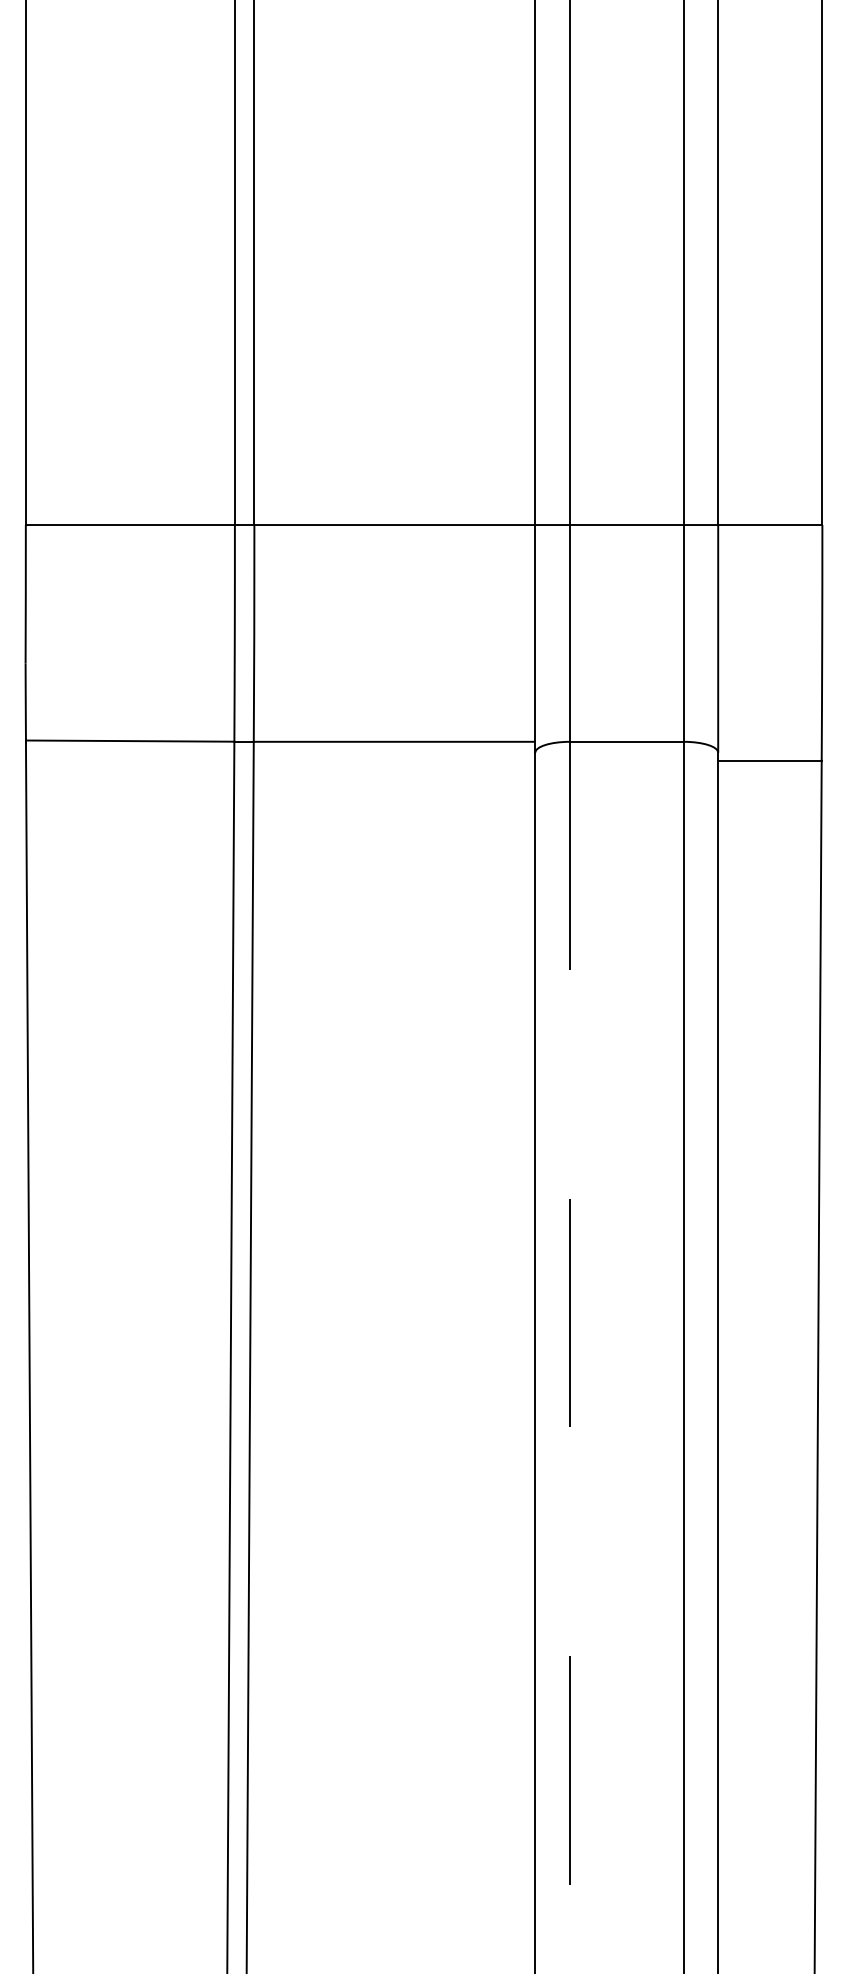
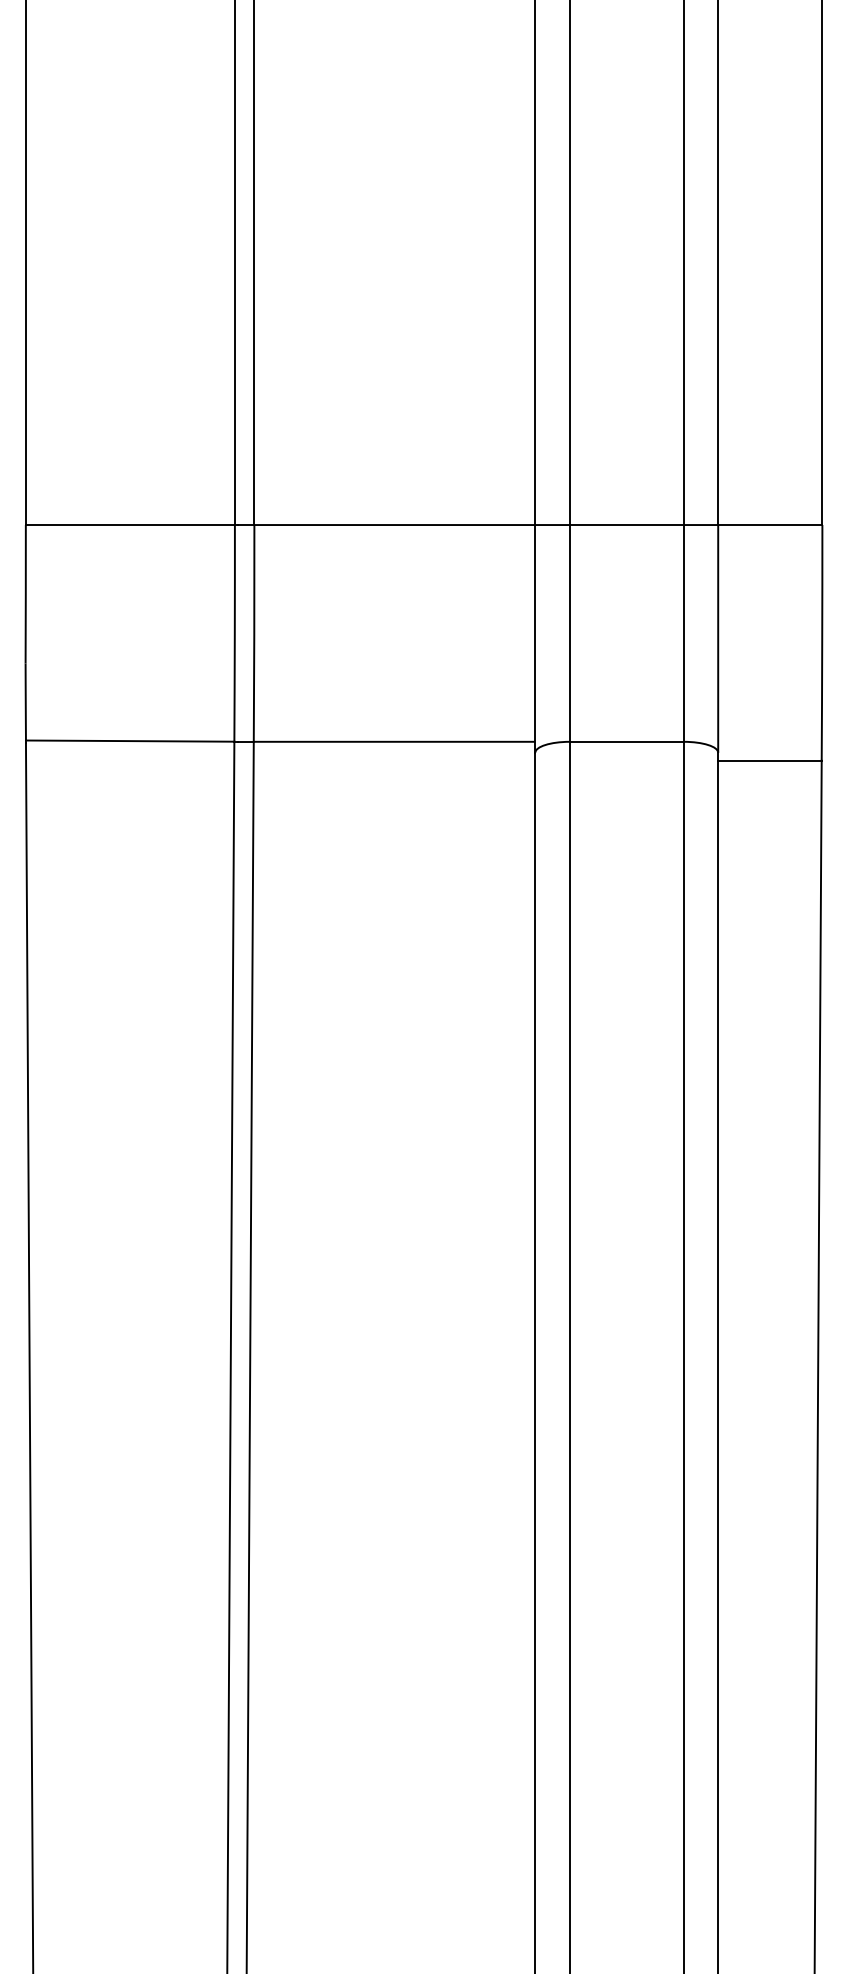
line: dashed -> solid (569, 1357)
